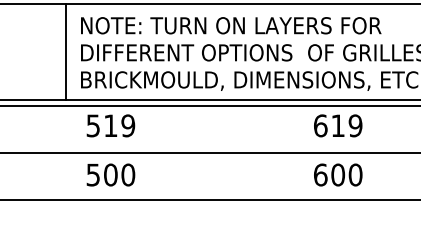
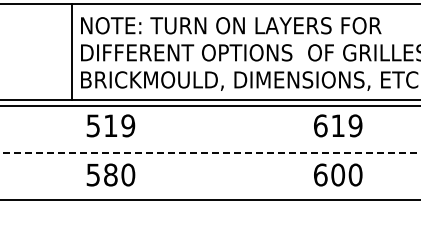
line position: (65, 51) -> (71, 51) (71, 51)
line: solid -> dashed (210, 152)
text: 500 -> 580 (110, 175)
